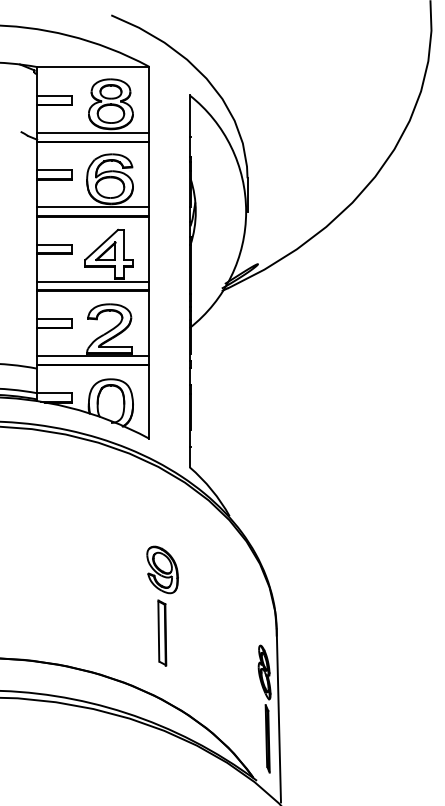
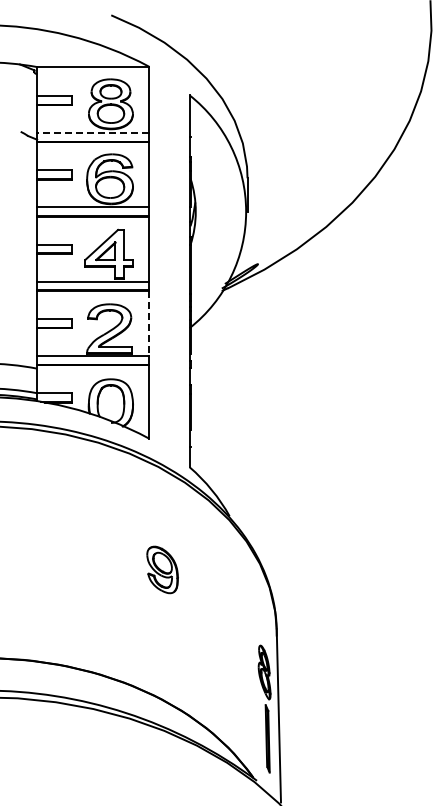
line: solid -> dashed (93, 133)
line: solid -> dashed (149, 323)
part: present -> none (162, 632)
